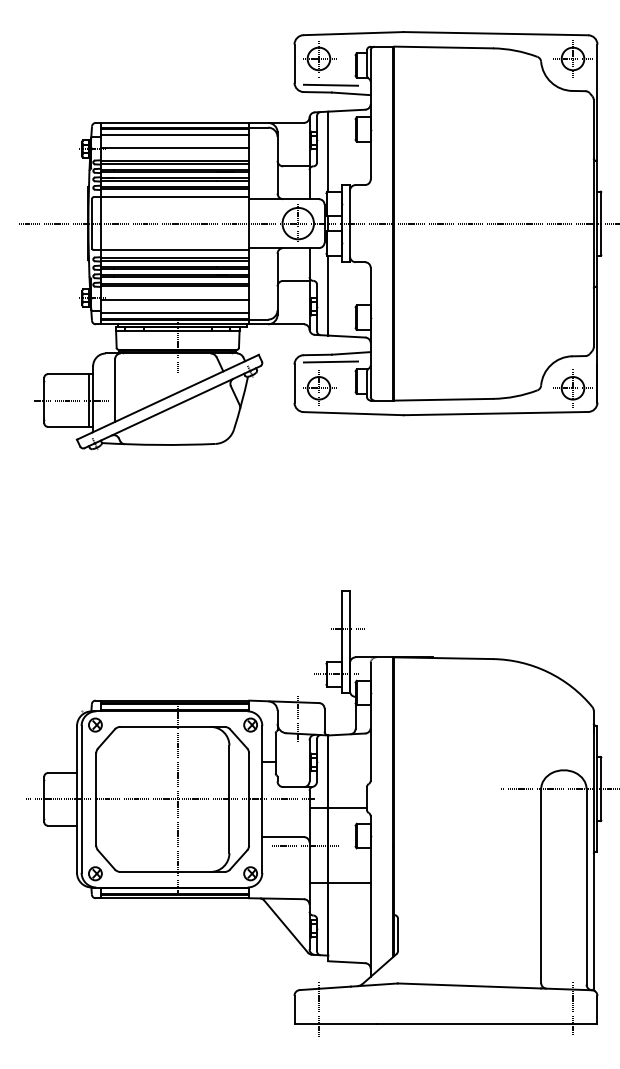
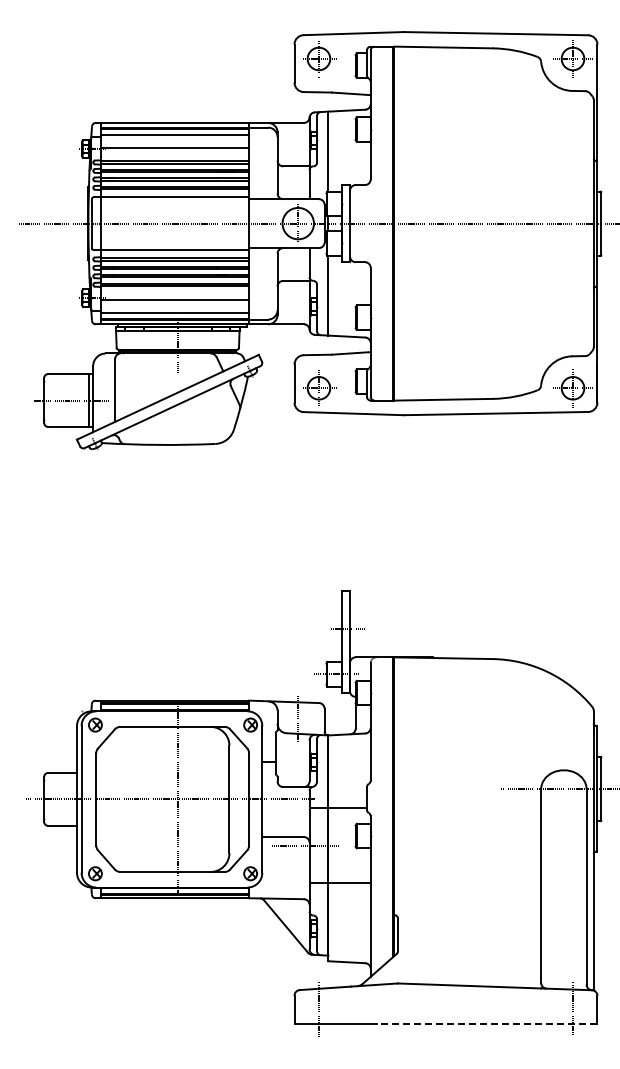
line: present -> none (330, 84)
line: present -> none (330, 361)
line: solid -> dashed (486, 1024)
